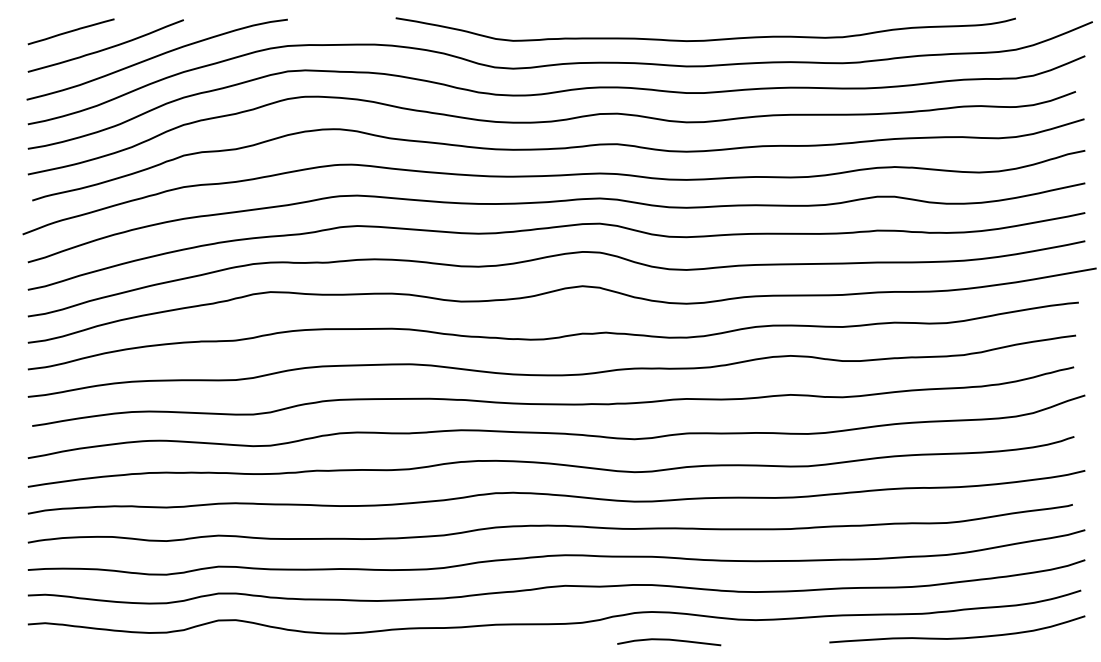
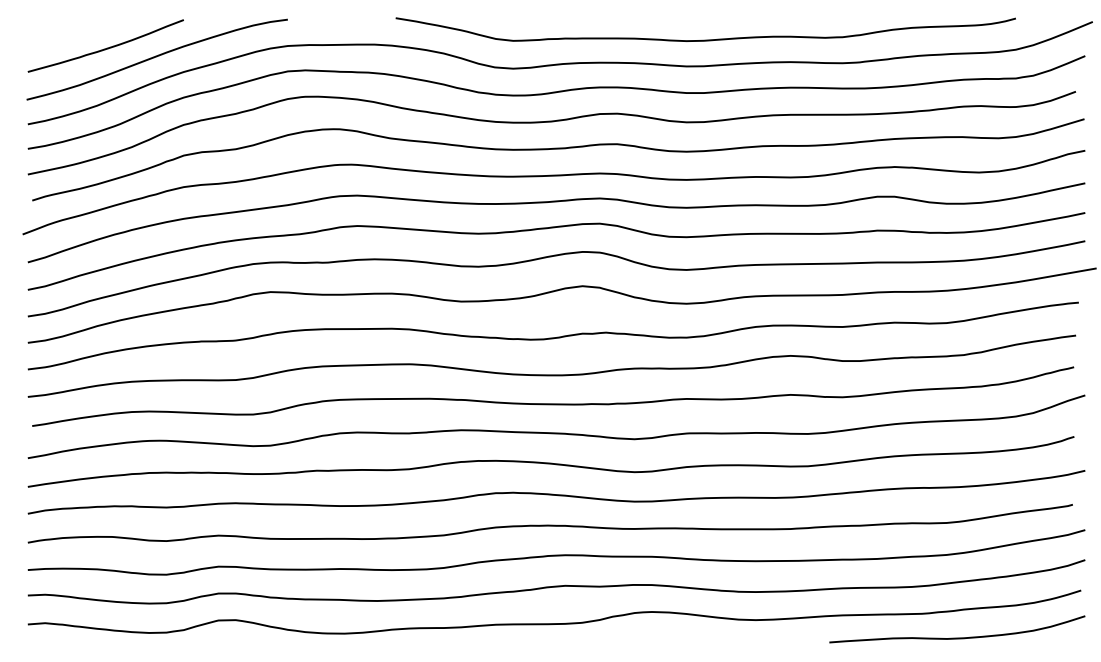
line: present -> none (70, 31)
curve: present -> none (669, 640)
